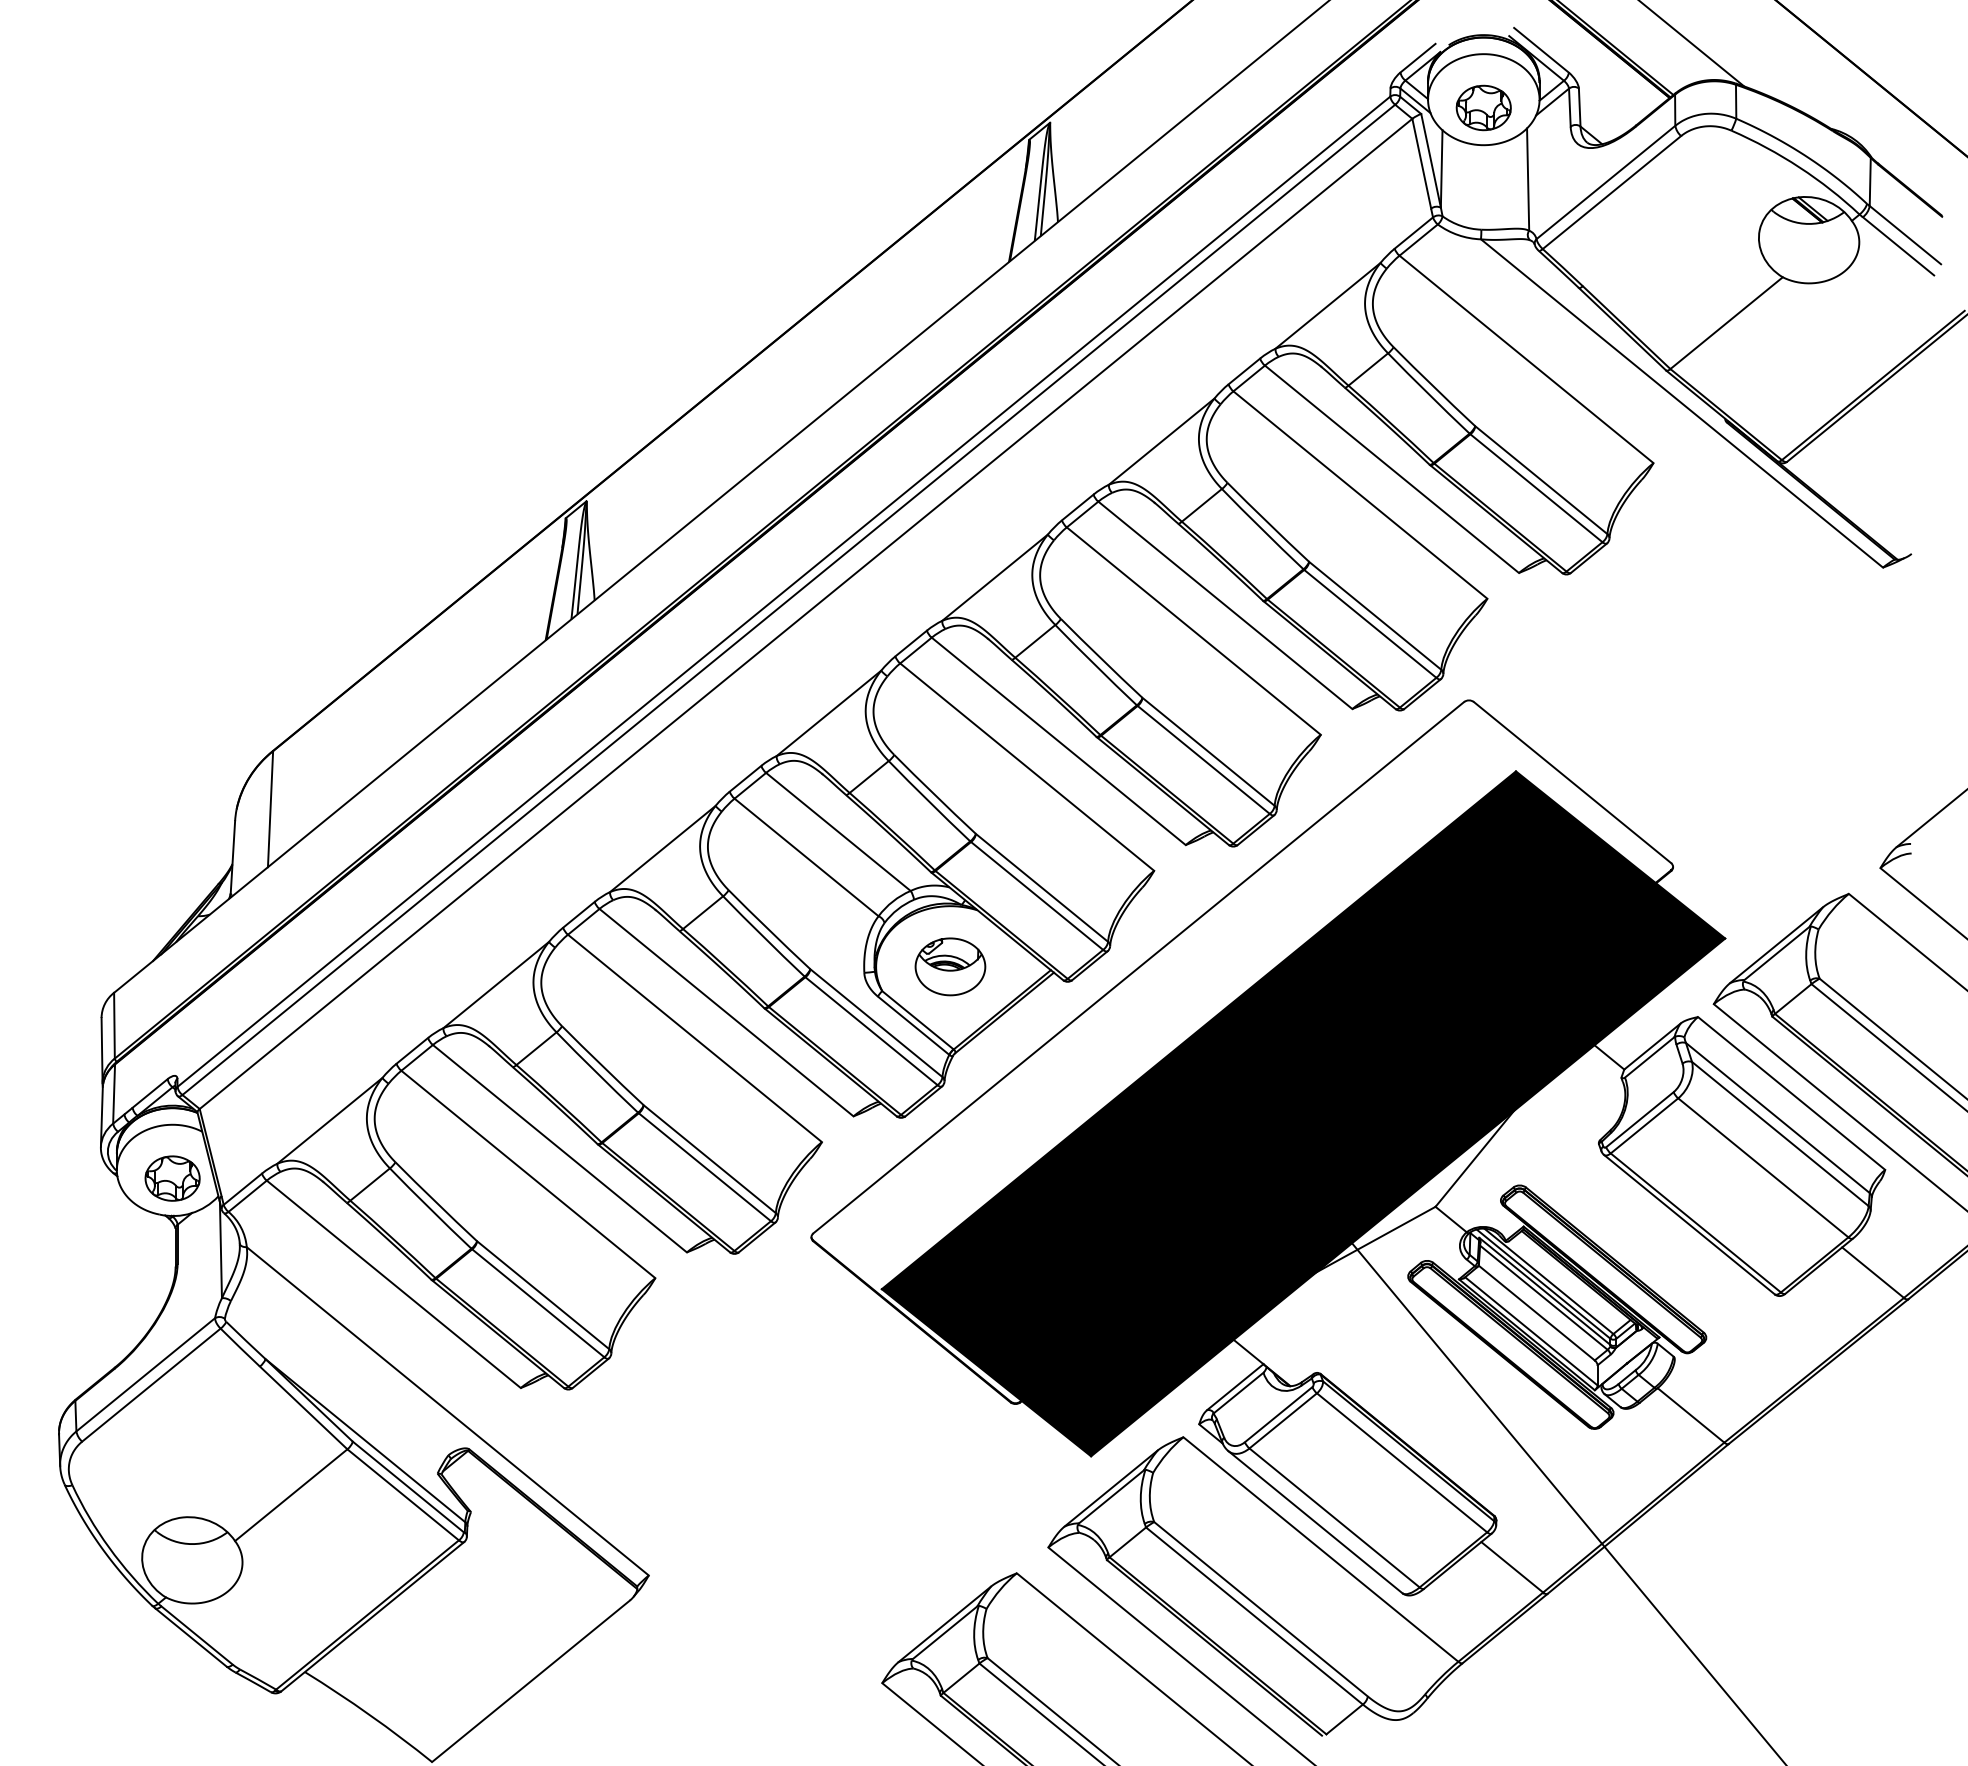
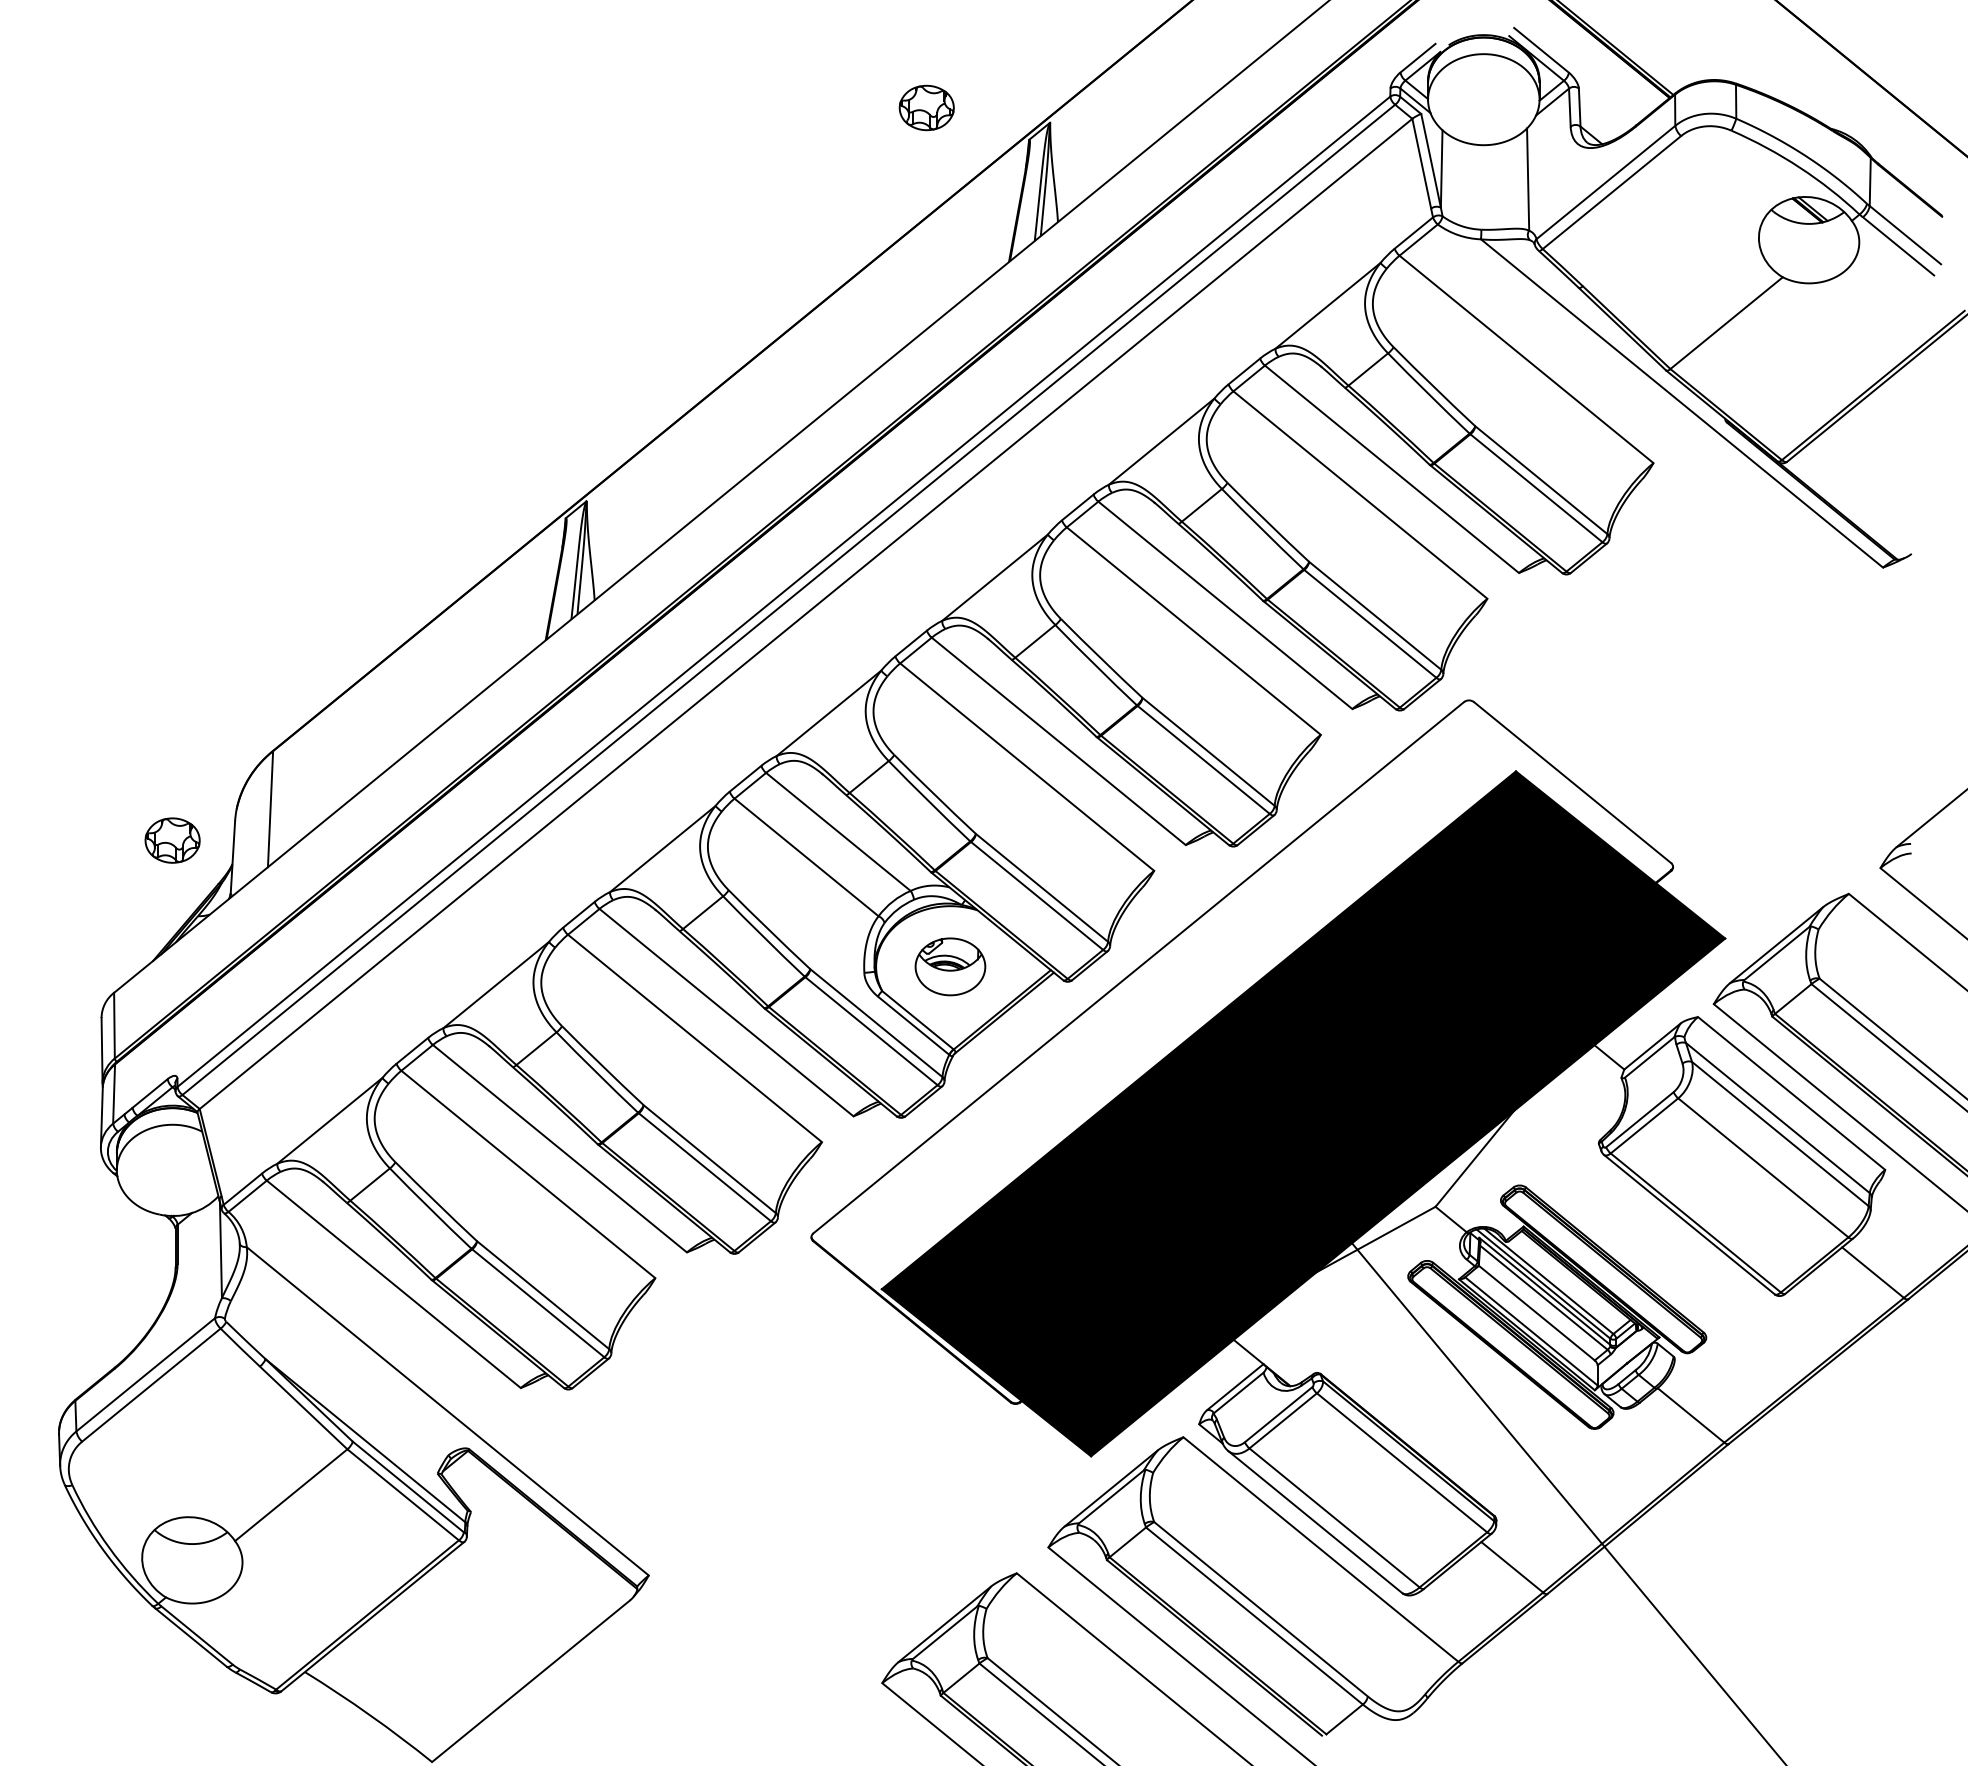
line: present -> none (1692, 44)
part position: (1483, 107) -> (926, 107) (926, 107)
part position: (172, 1178) -> (172, 840) (172, 840)
